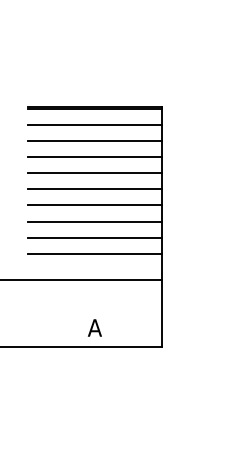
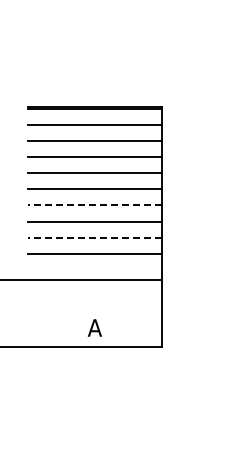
line: solid -> dashed (94, 205)
line: solid -> dashed (94, 237)
